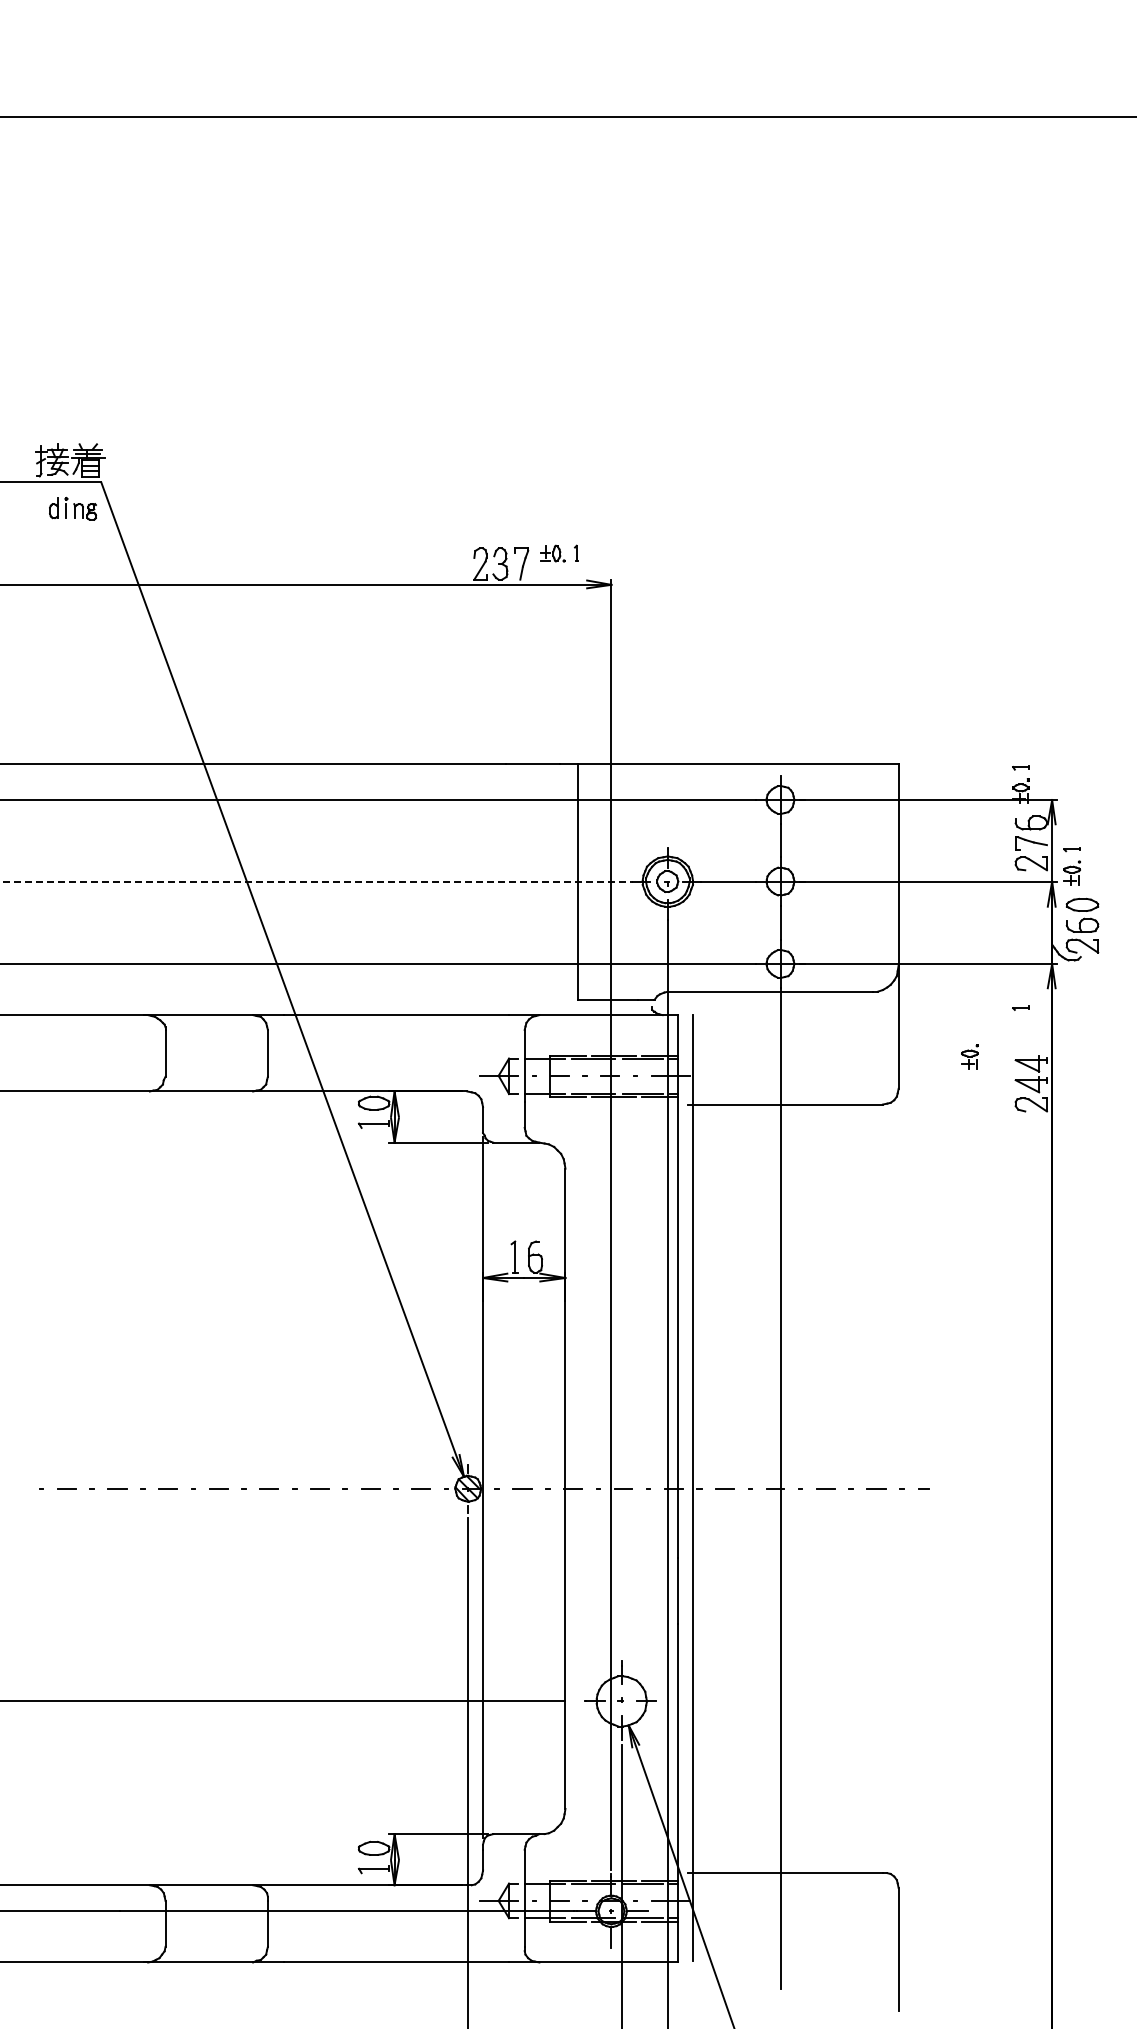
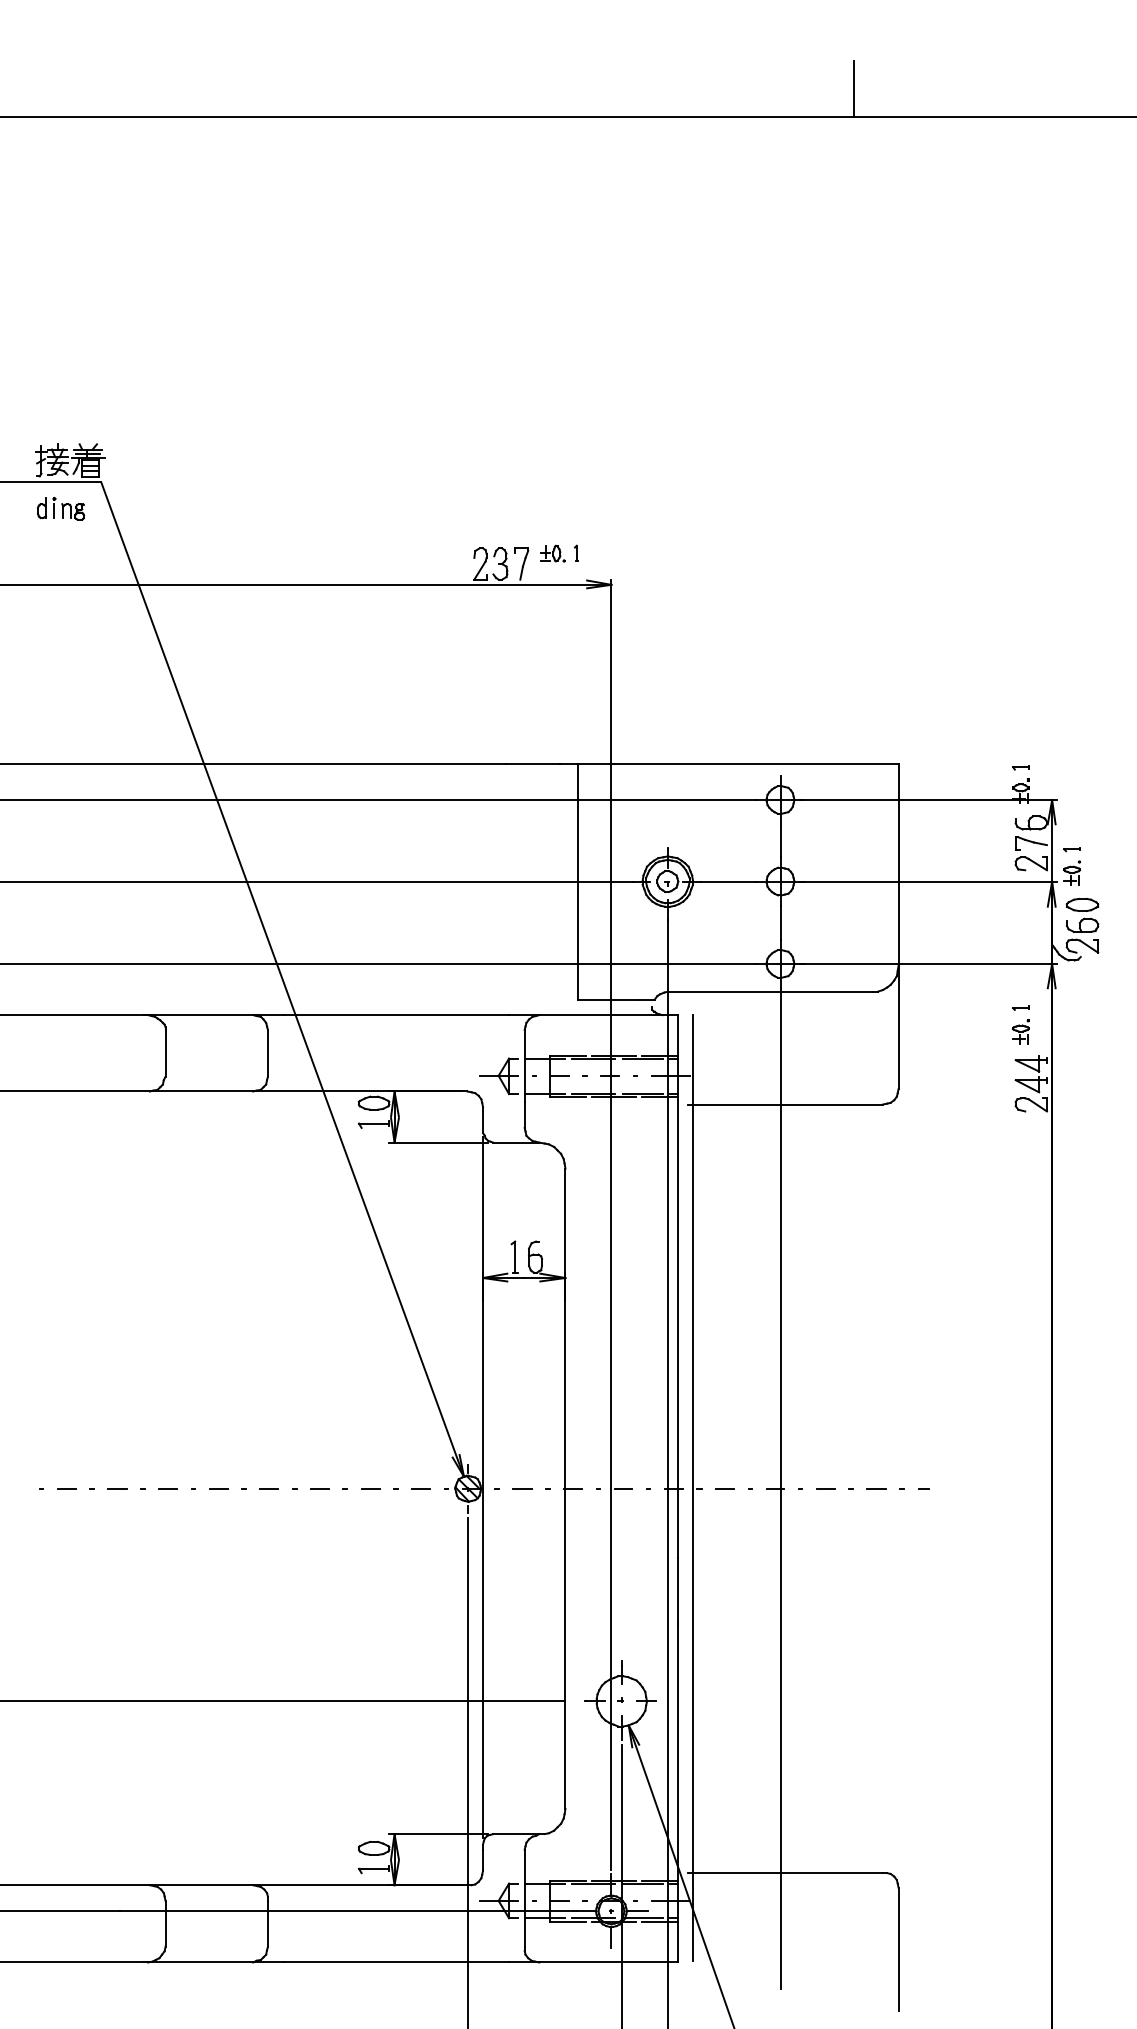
line: none -> present (854, 88)
part position: (72, 508) -> (60, 508) (60, 508)
line: dashed -> solid (317, 881)
part position: (969, 1056) -> (1020, 1031) (1020, 1031)
